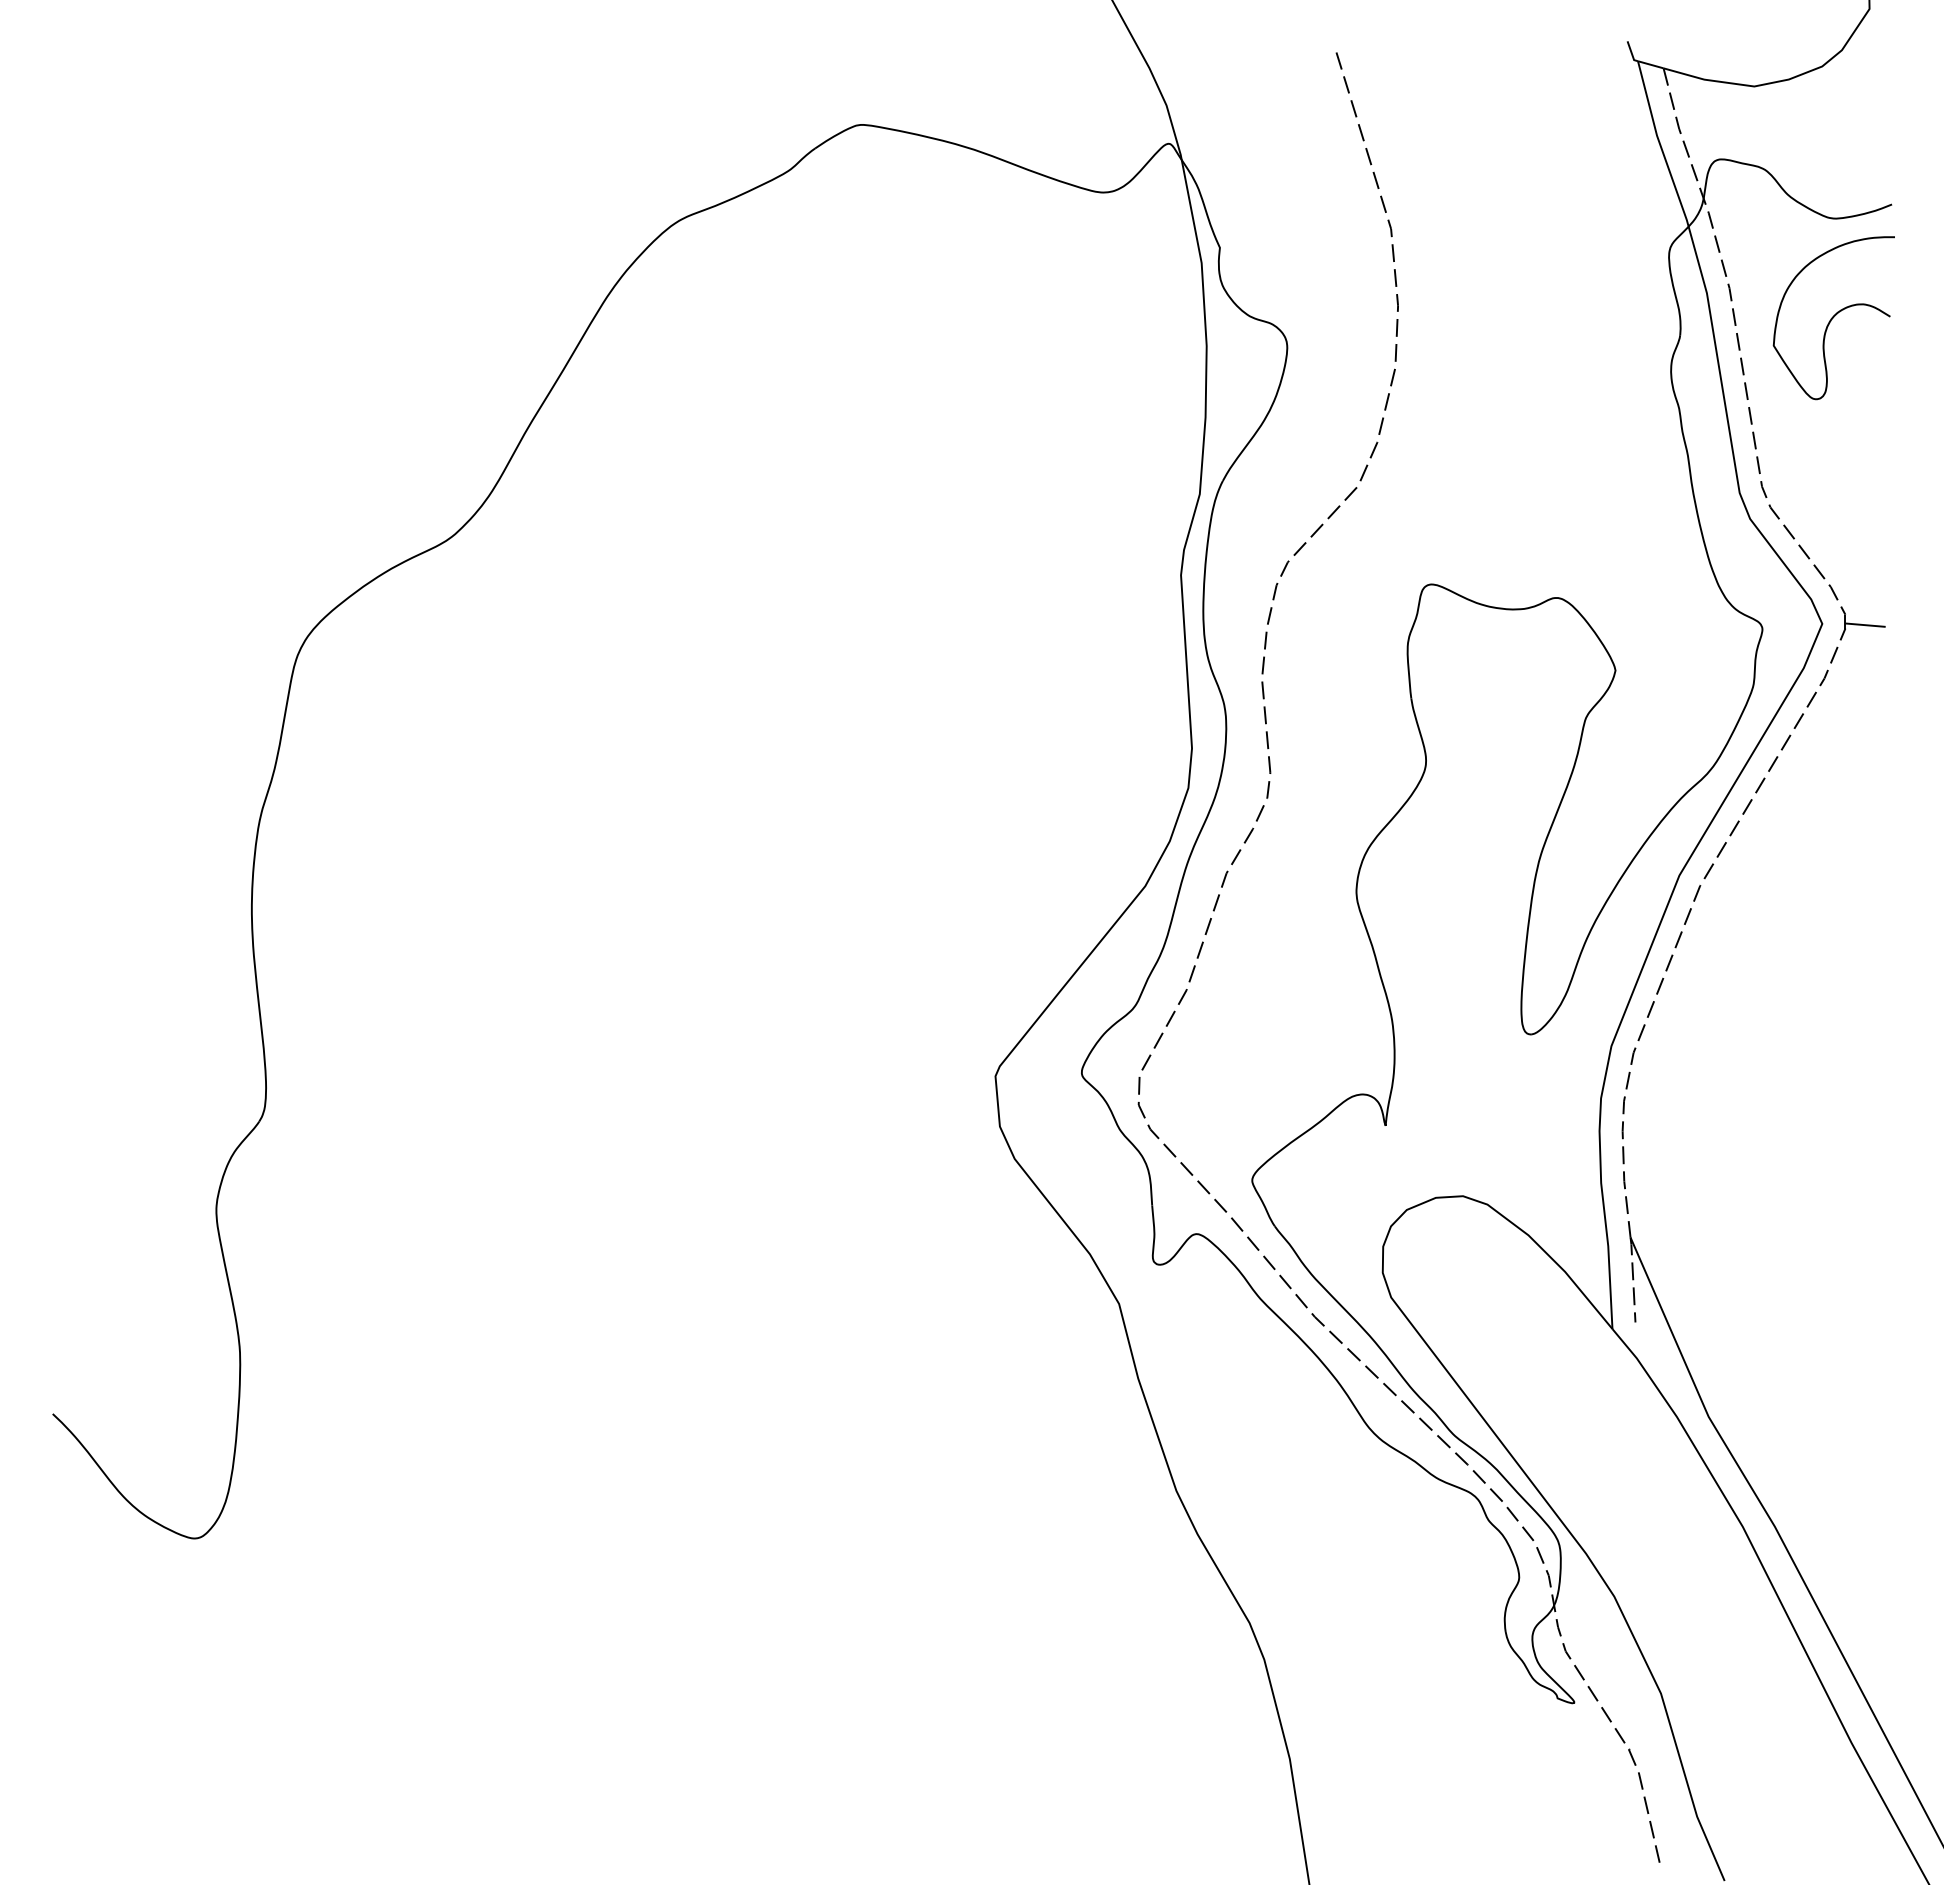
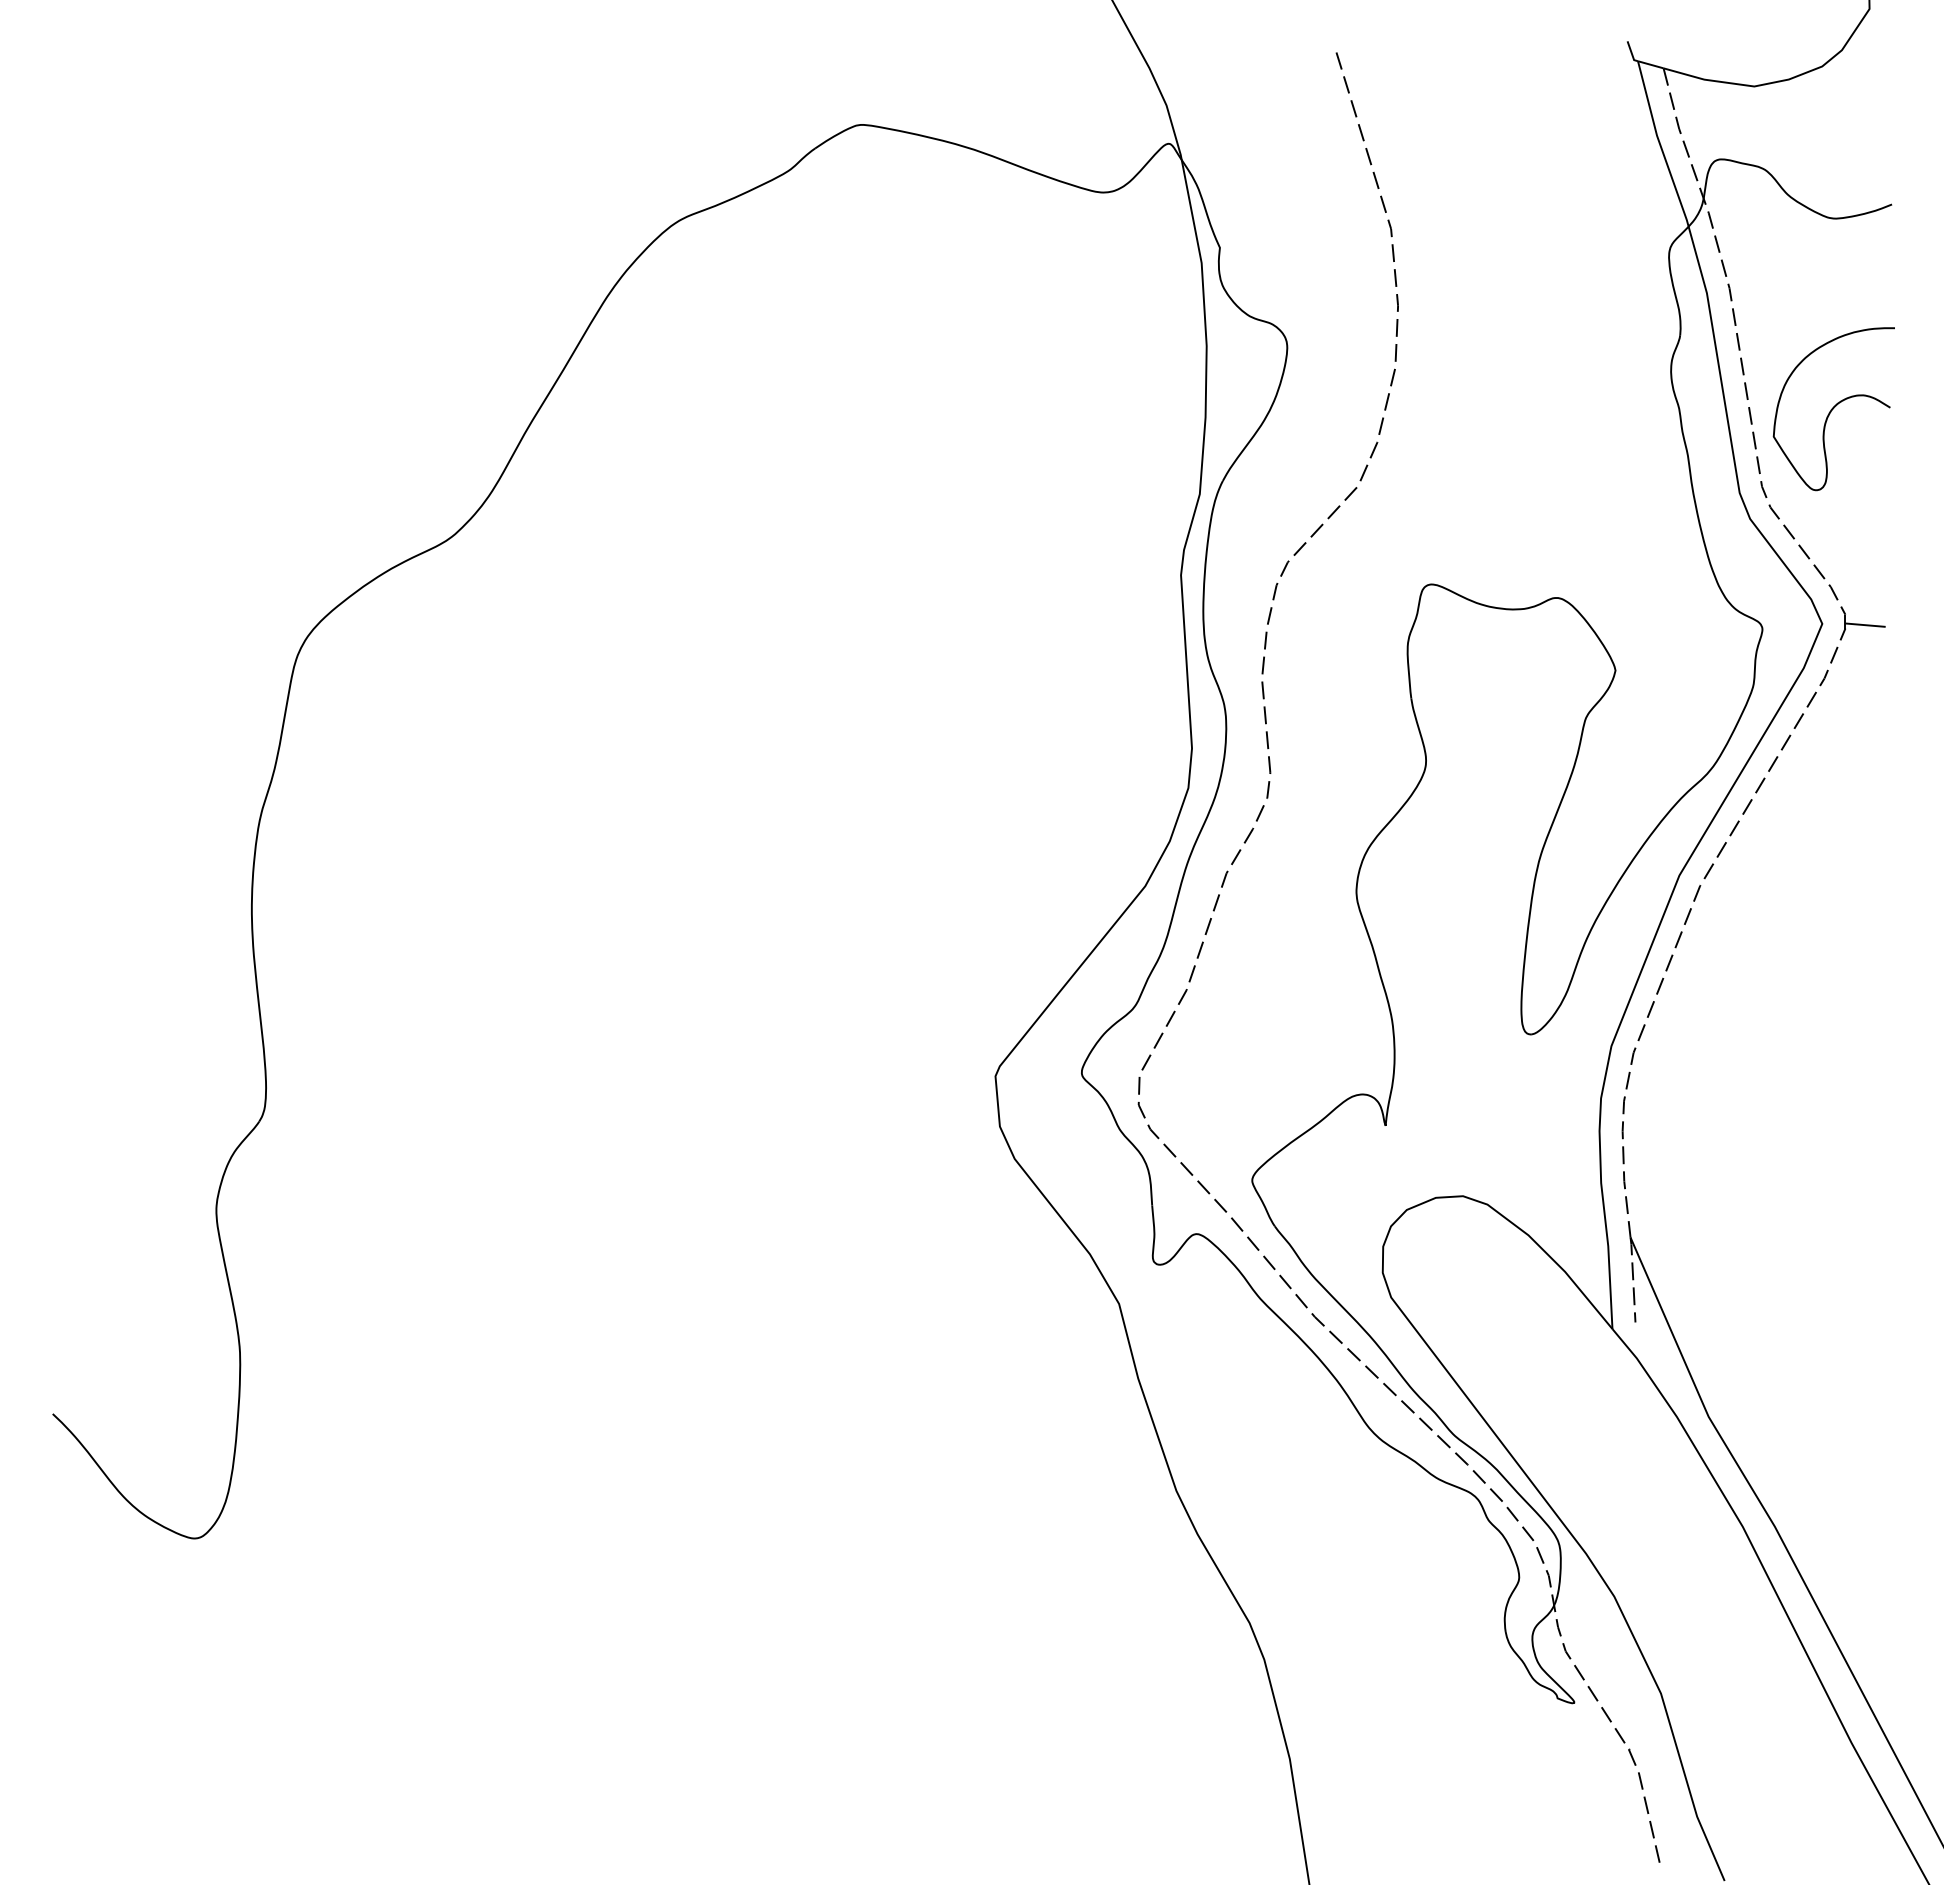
curve position: (1833, 318) -> (1833, 409) (1833, 409)
